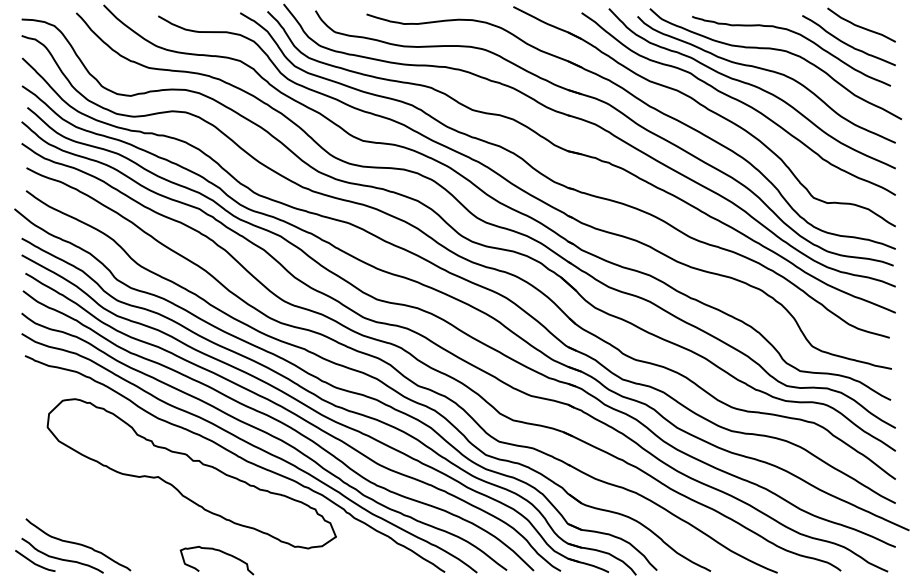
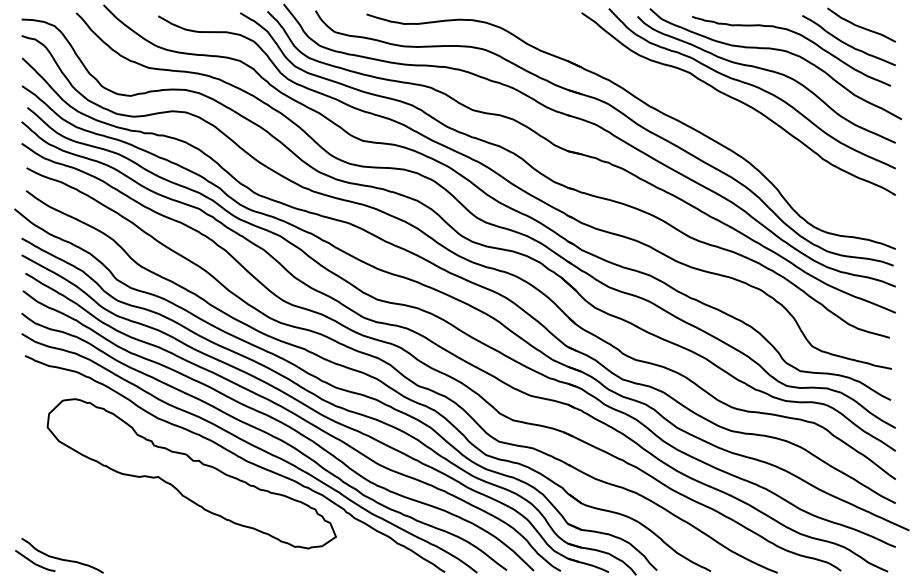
part: present -> none (709, 111)
curve: present -> none (78, 544)
curve: present -> none (218, 551)
